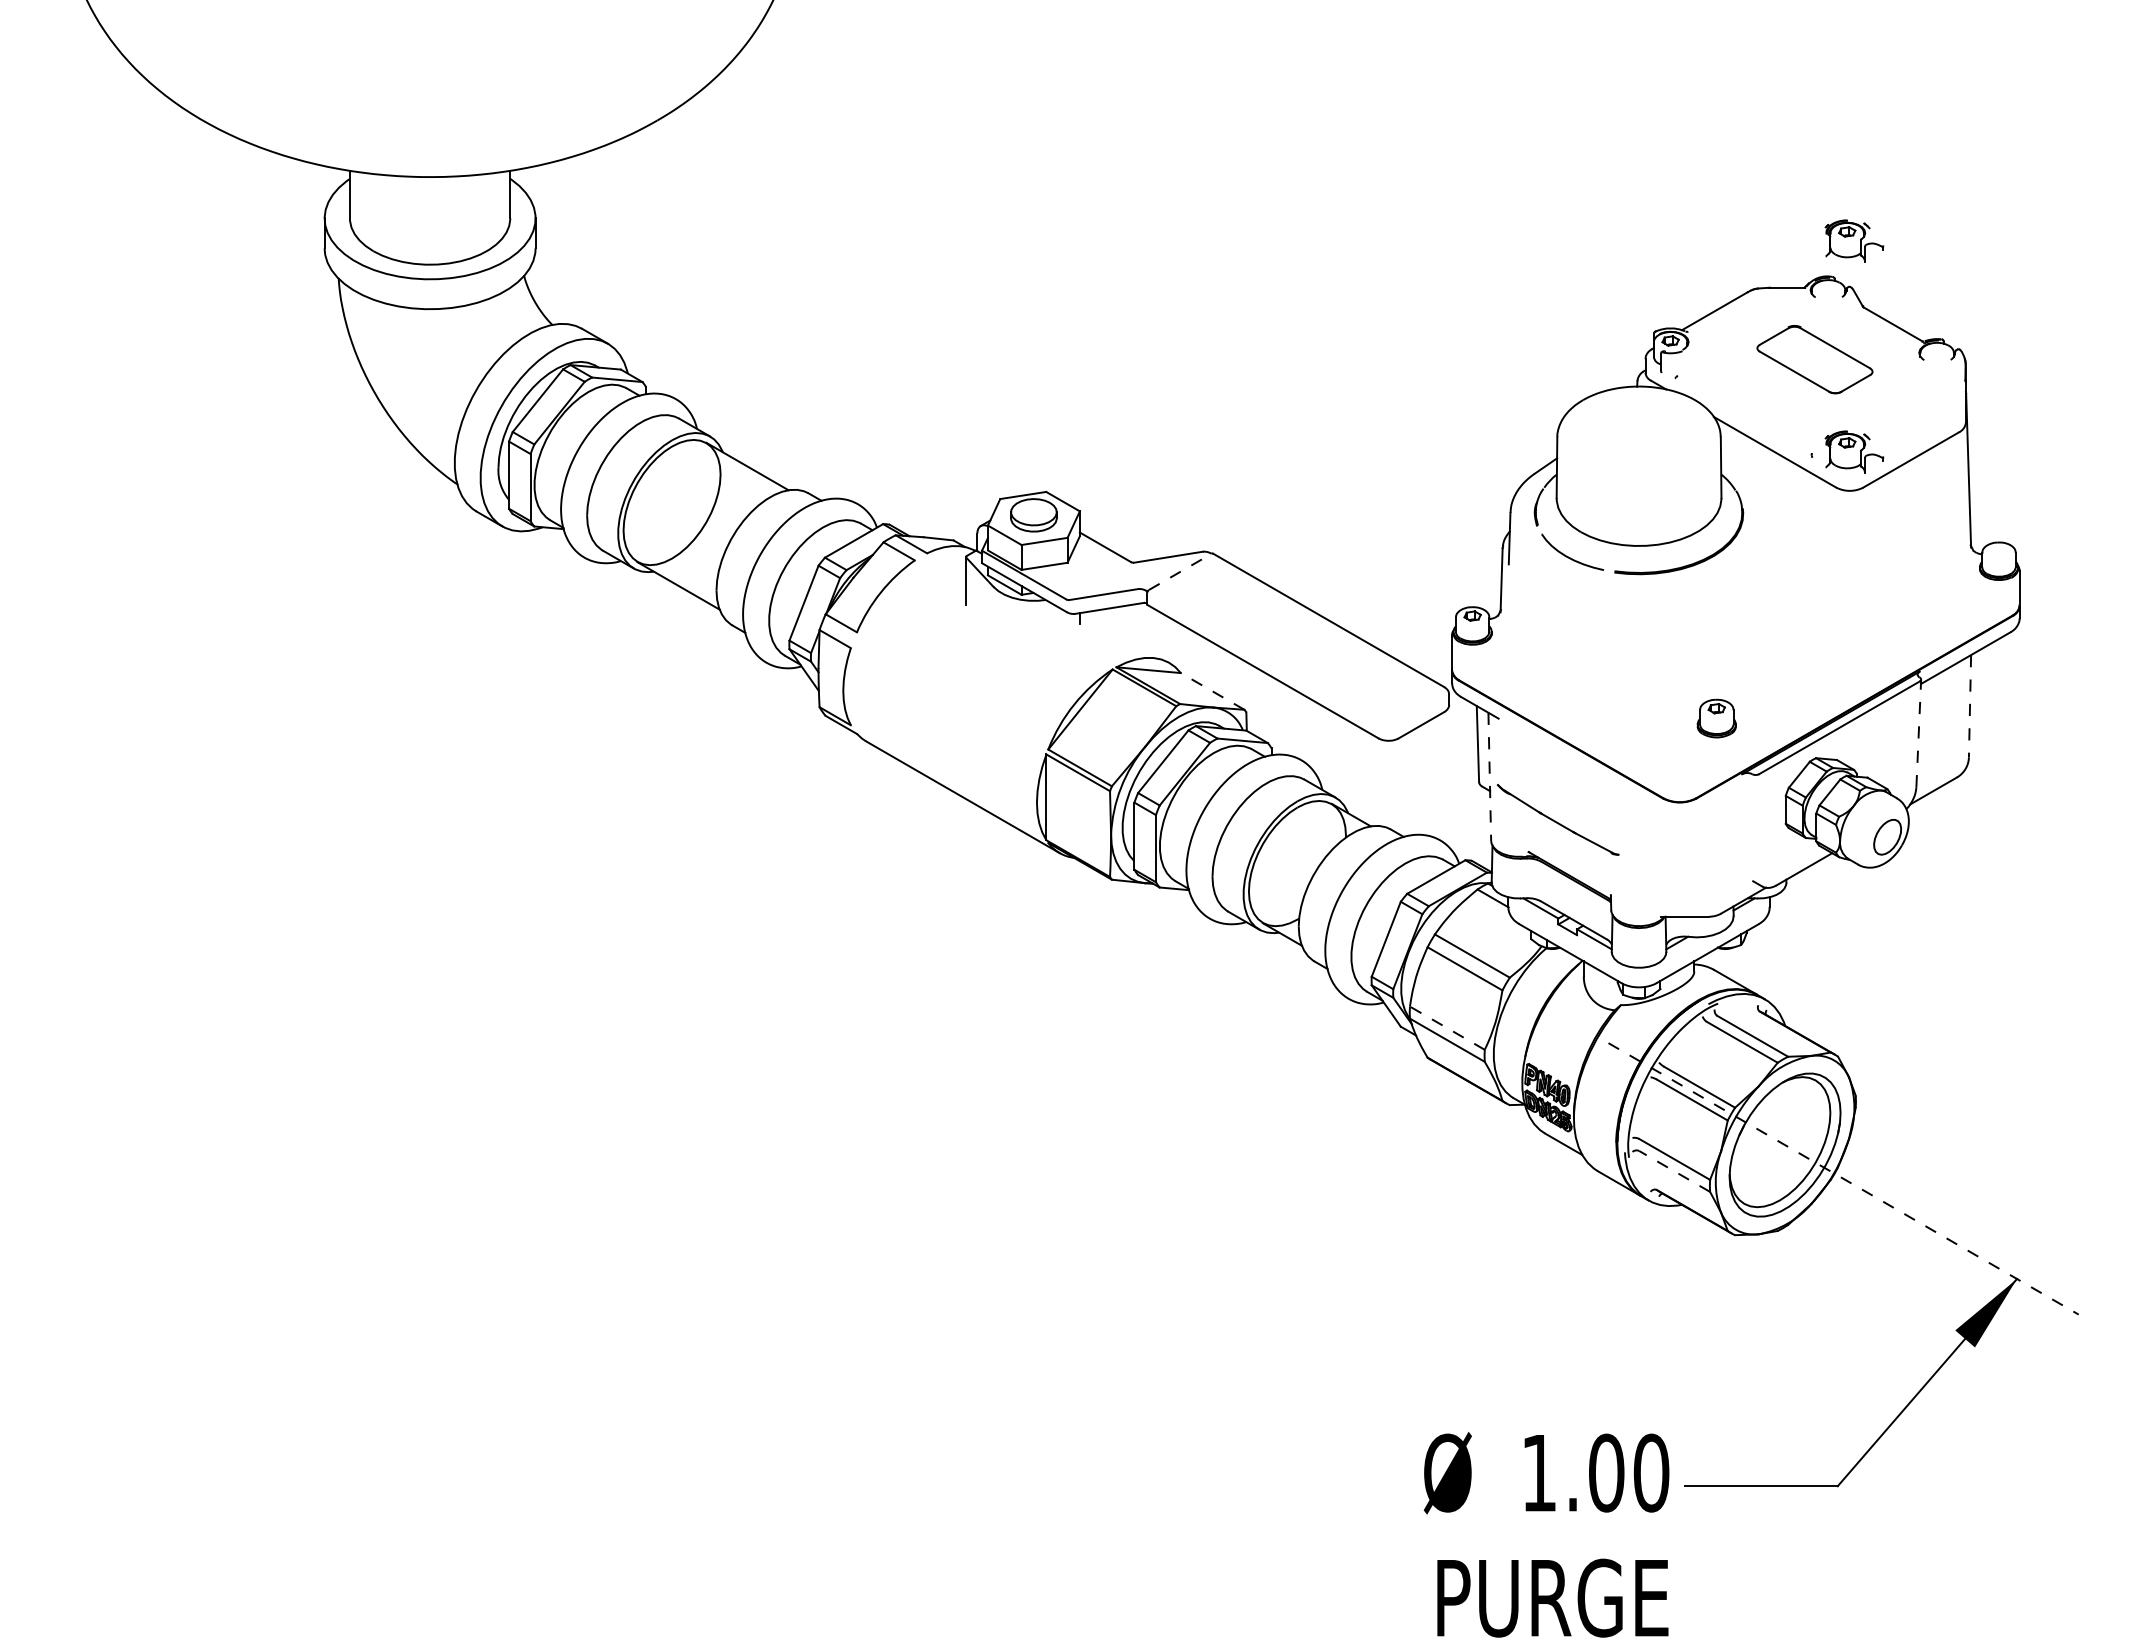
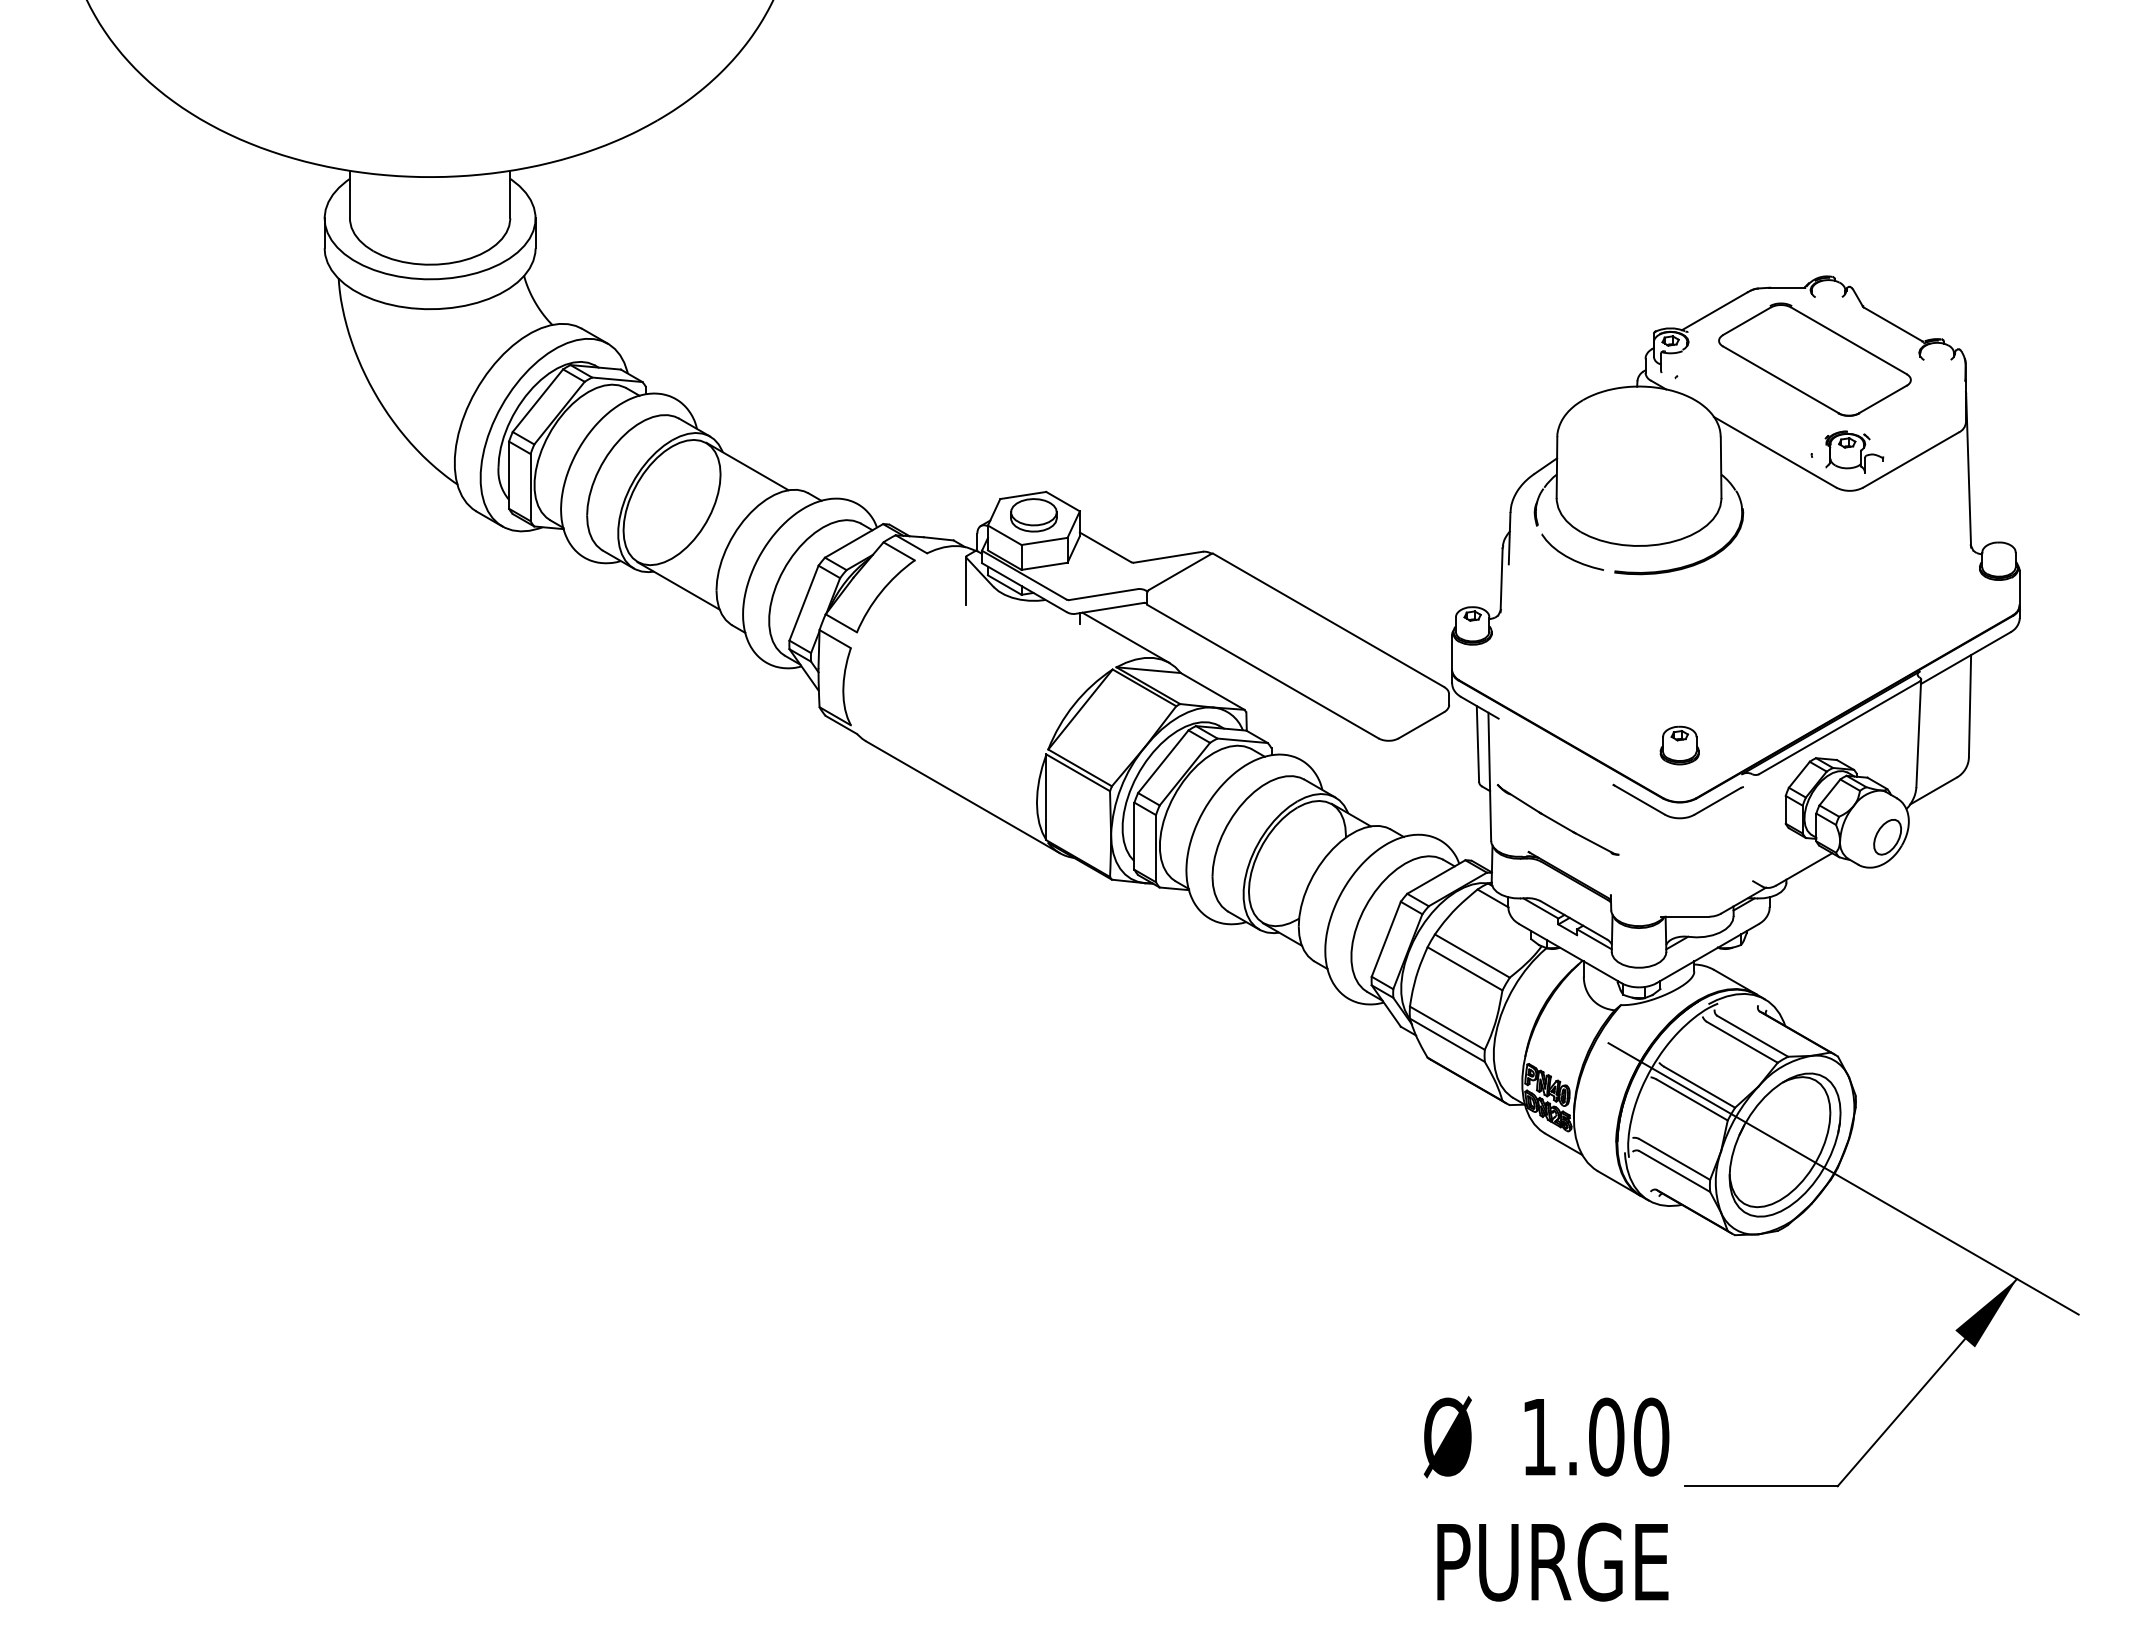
part: present -> none (1854, 240)
part size: 118x70 px -> 194x115 px (1814, 359)
line: dashed -> solid (1180, 571)
line: none -> present (1125, 637)
line: dashed -> solid (1212, 691)
line: dashed -> solid (1970, 706)
part position: (1716, 718) -> (1679, 745) (1679, 745)
line: dashed -> solid (1918, 733)
line: dashed -> solid (1489, 777)
part: none -> present (1673, 816)
line: dashed -> solid (1446, 1027)
line: dashed -> solid (1674, 1171)
line: dashed -> solid (1844, 1179)
text position: (1546, 1534) -> (1546, 1498) (1546, 1498)
